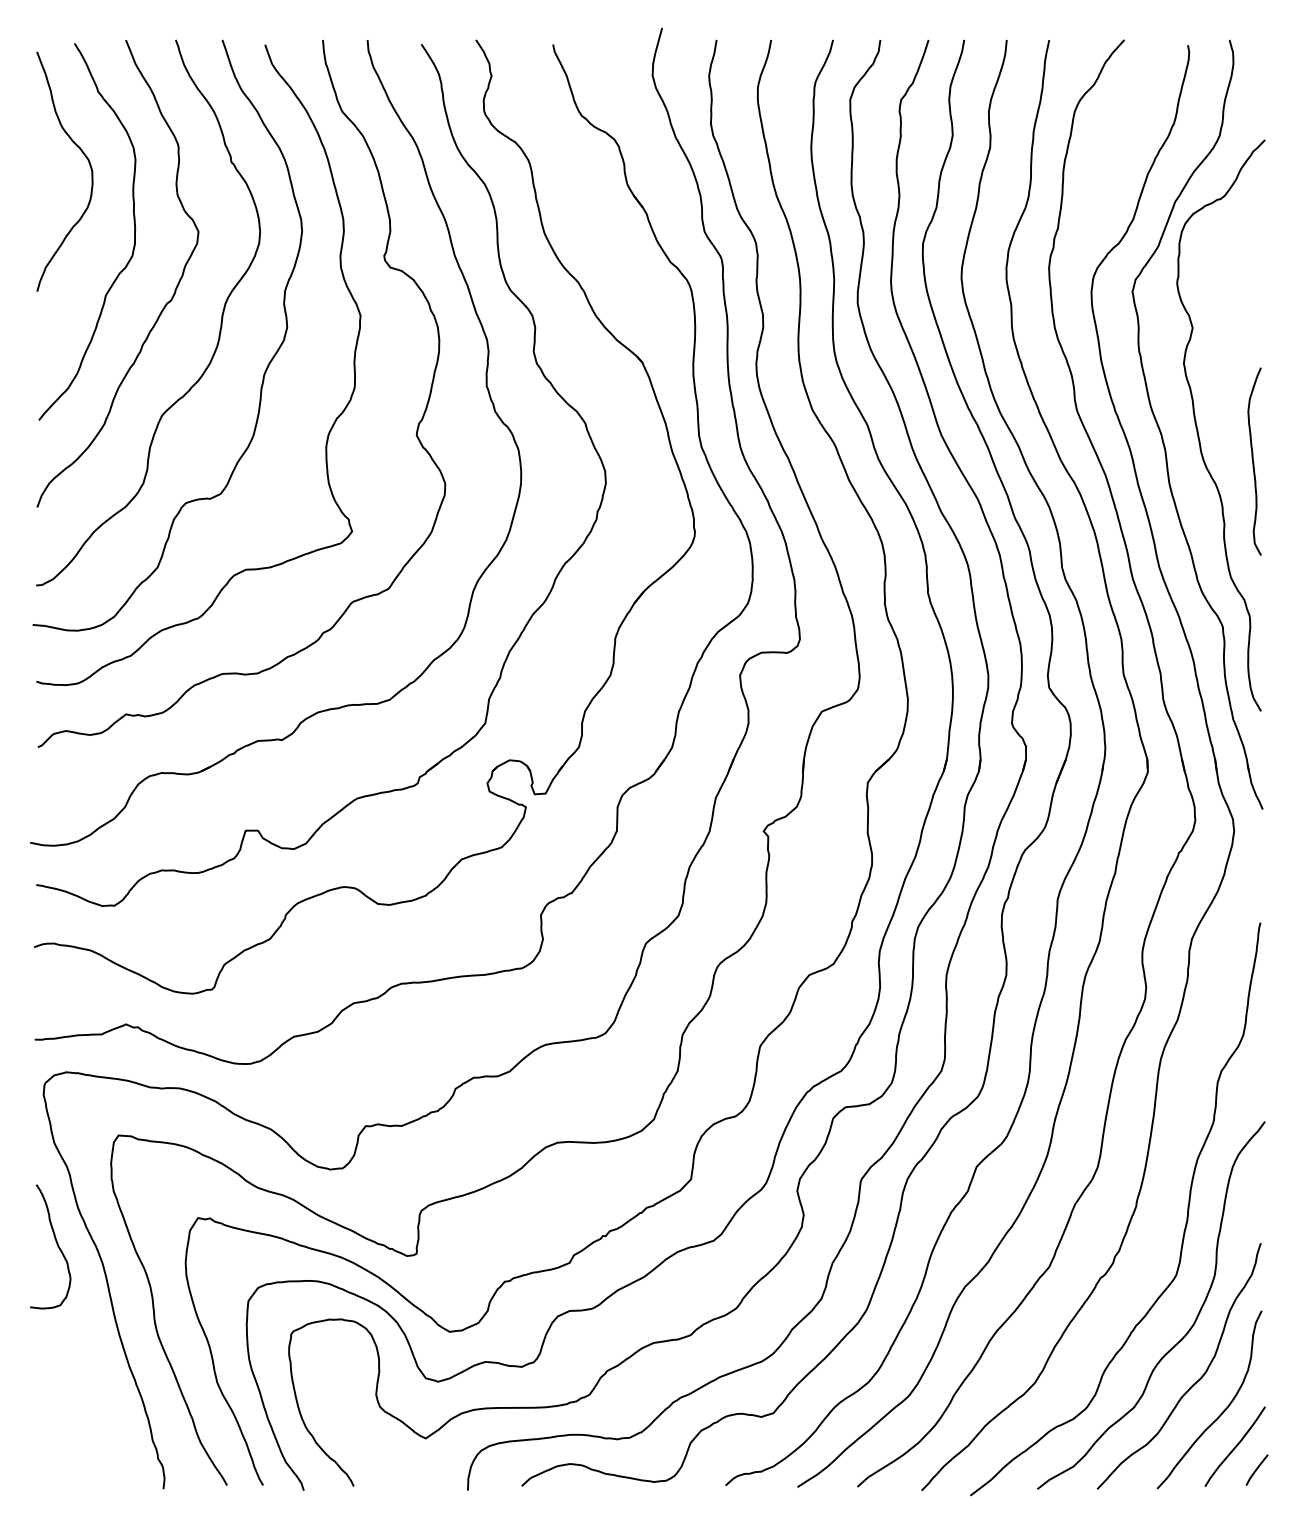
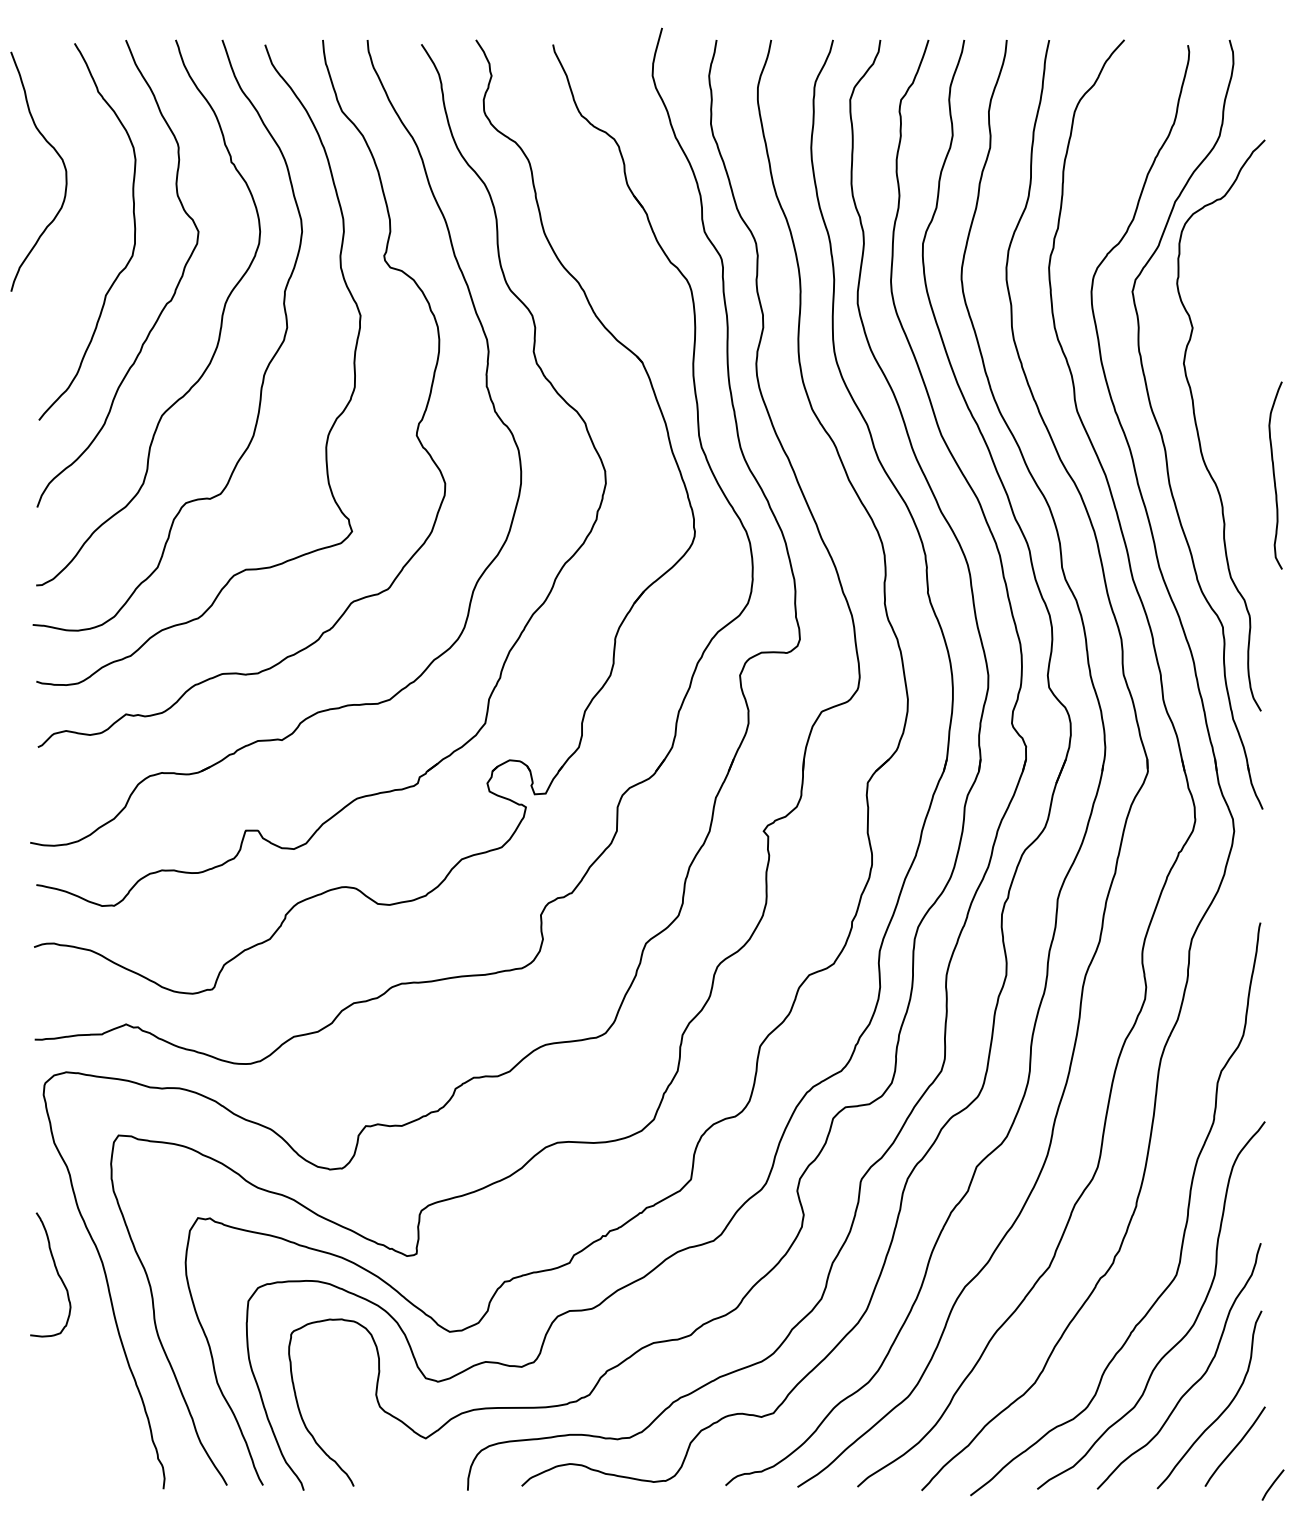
curve position: (84, 156) -> (58, 156) (58, 156)
curve position: (1253, 461) -> (1274, 475) (1274, 475)
curve position: (56, 1244) -> (56, 1272) (56, 1272)
line position: (1256, 1469) -> (1272, 1484) (1272, 1484)
